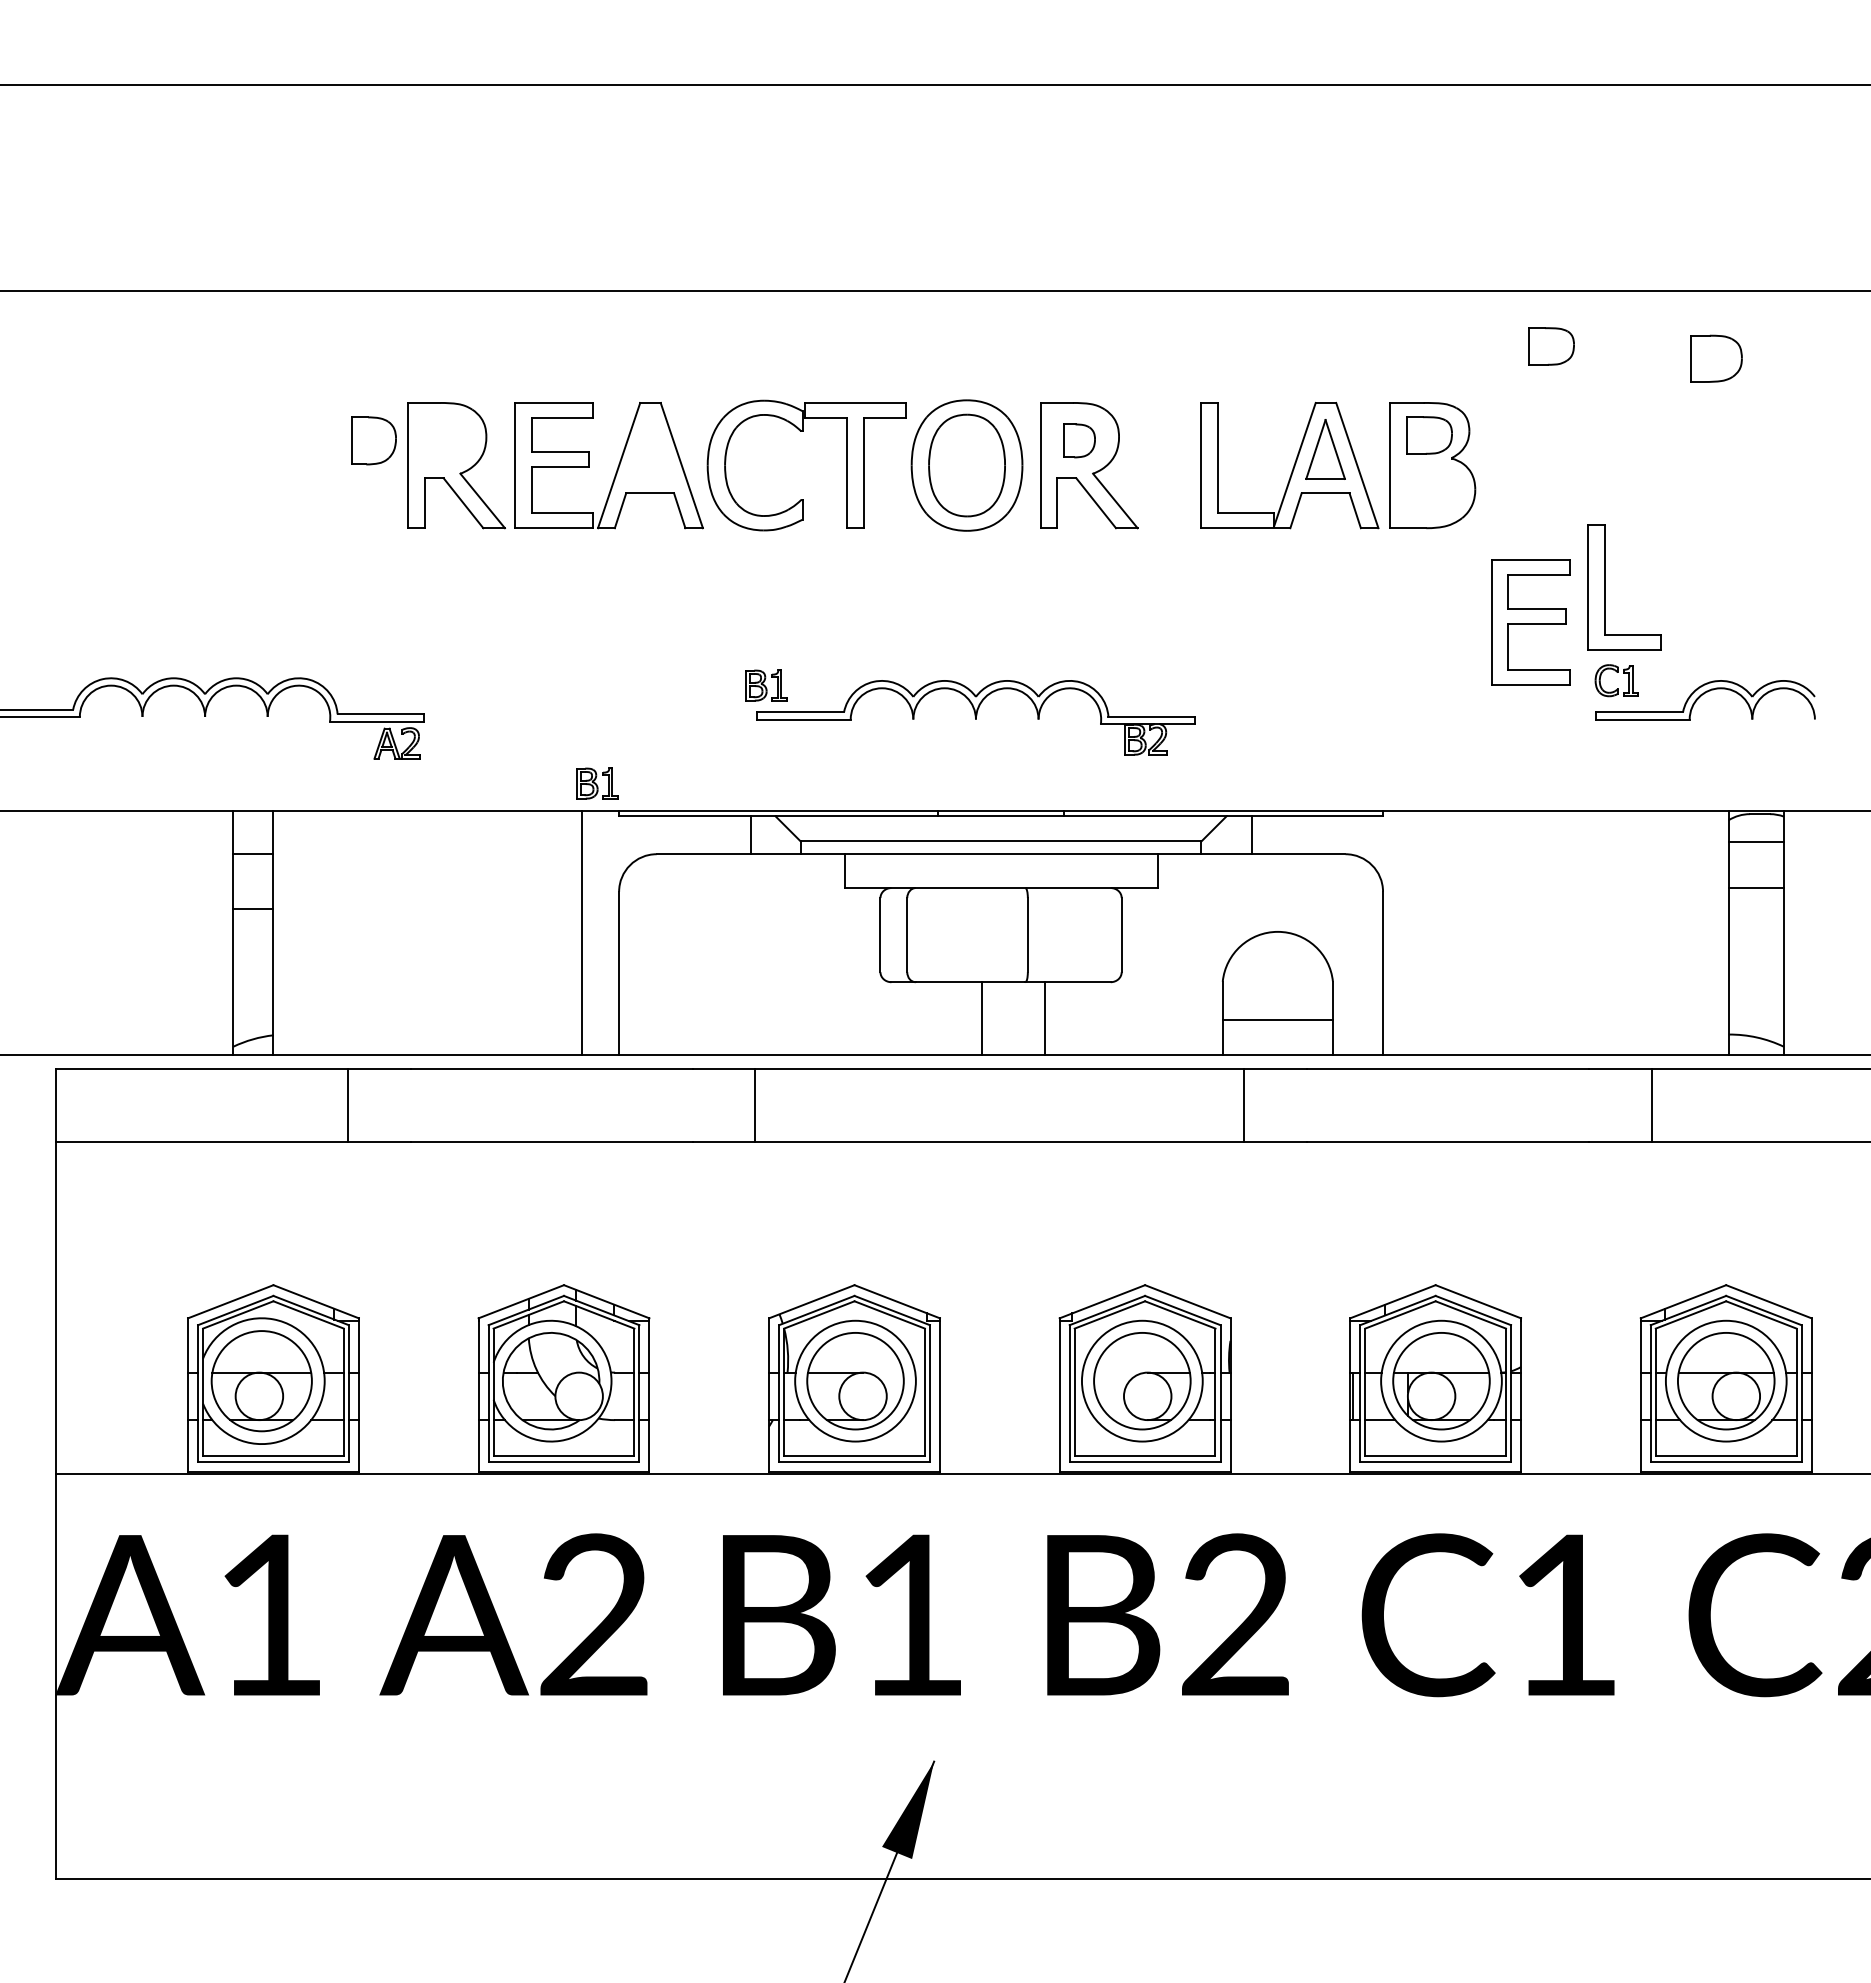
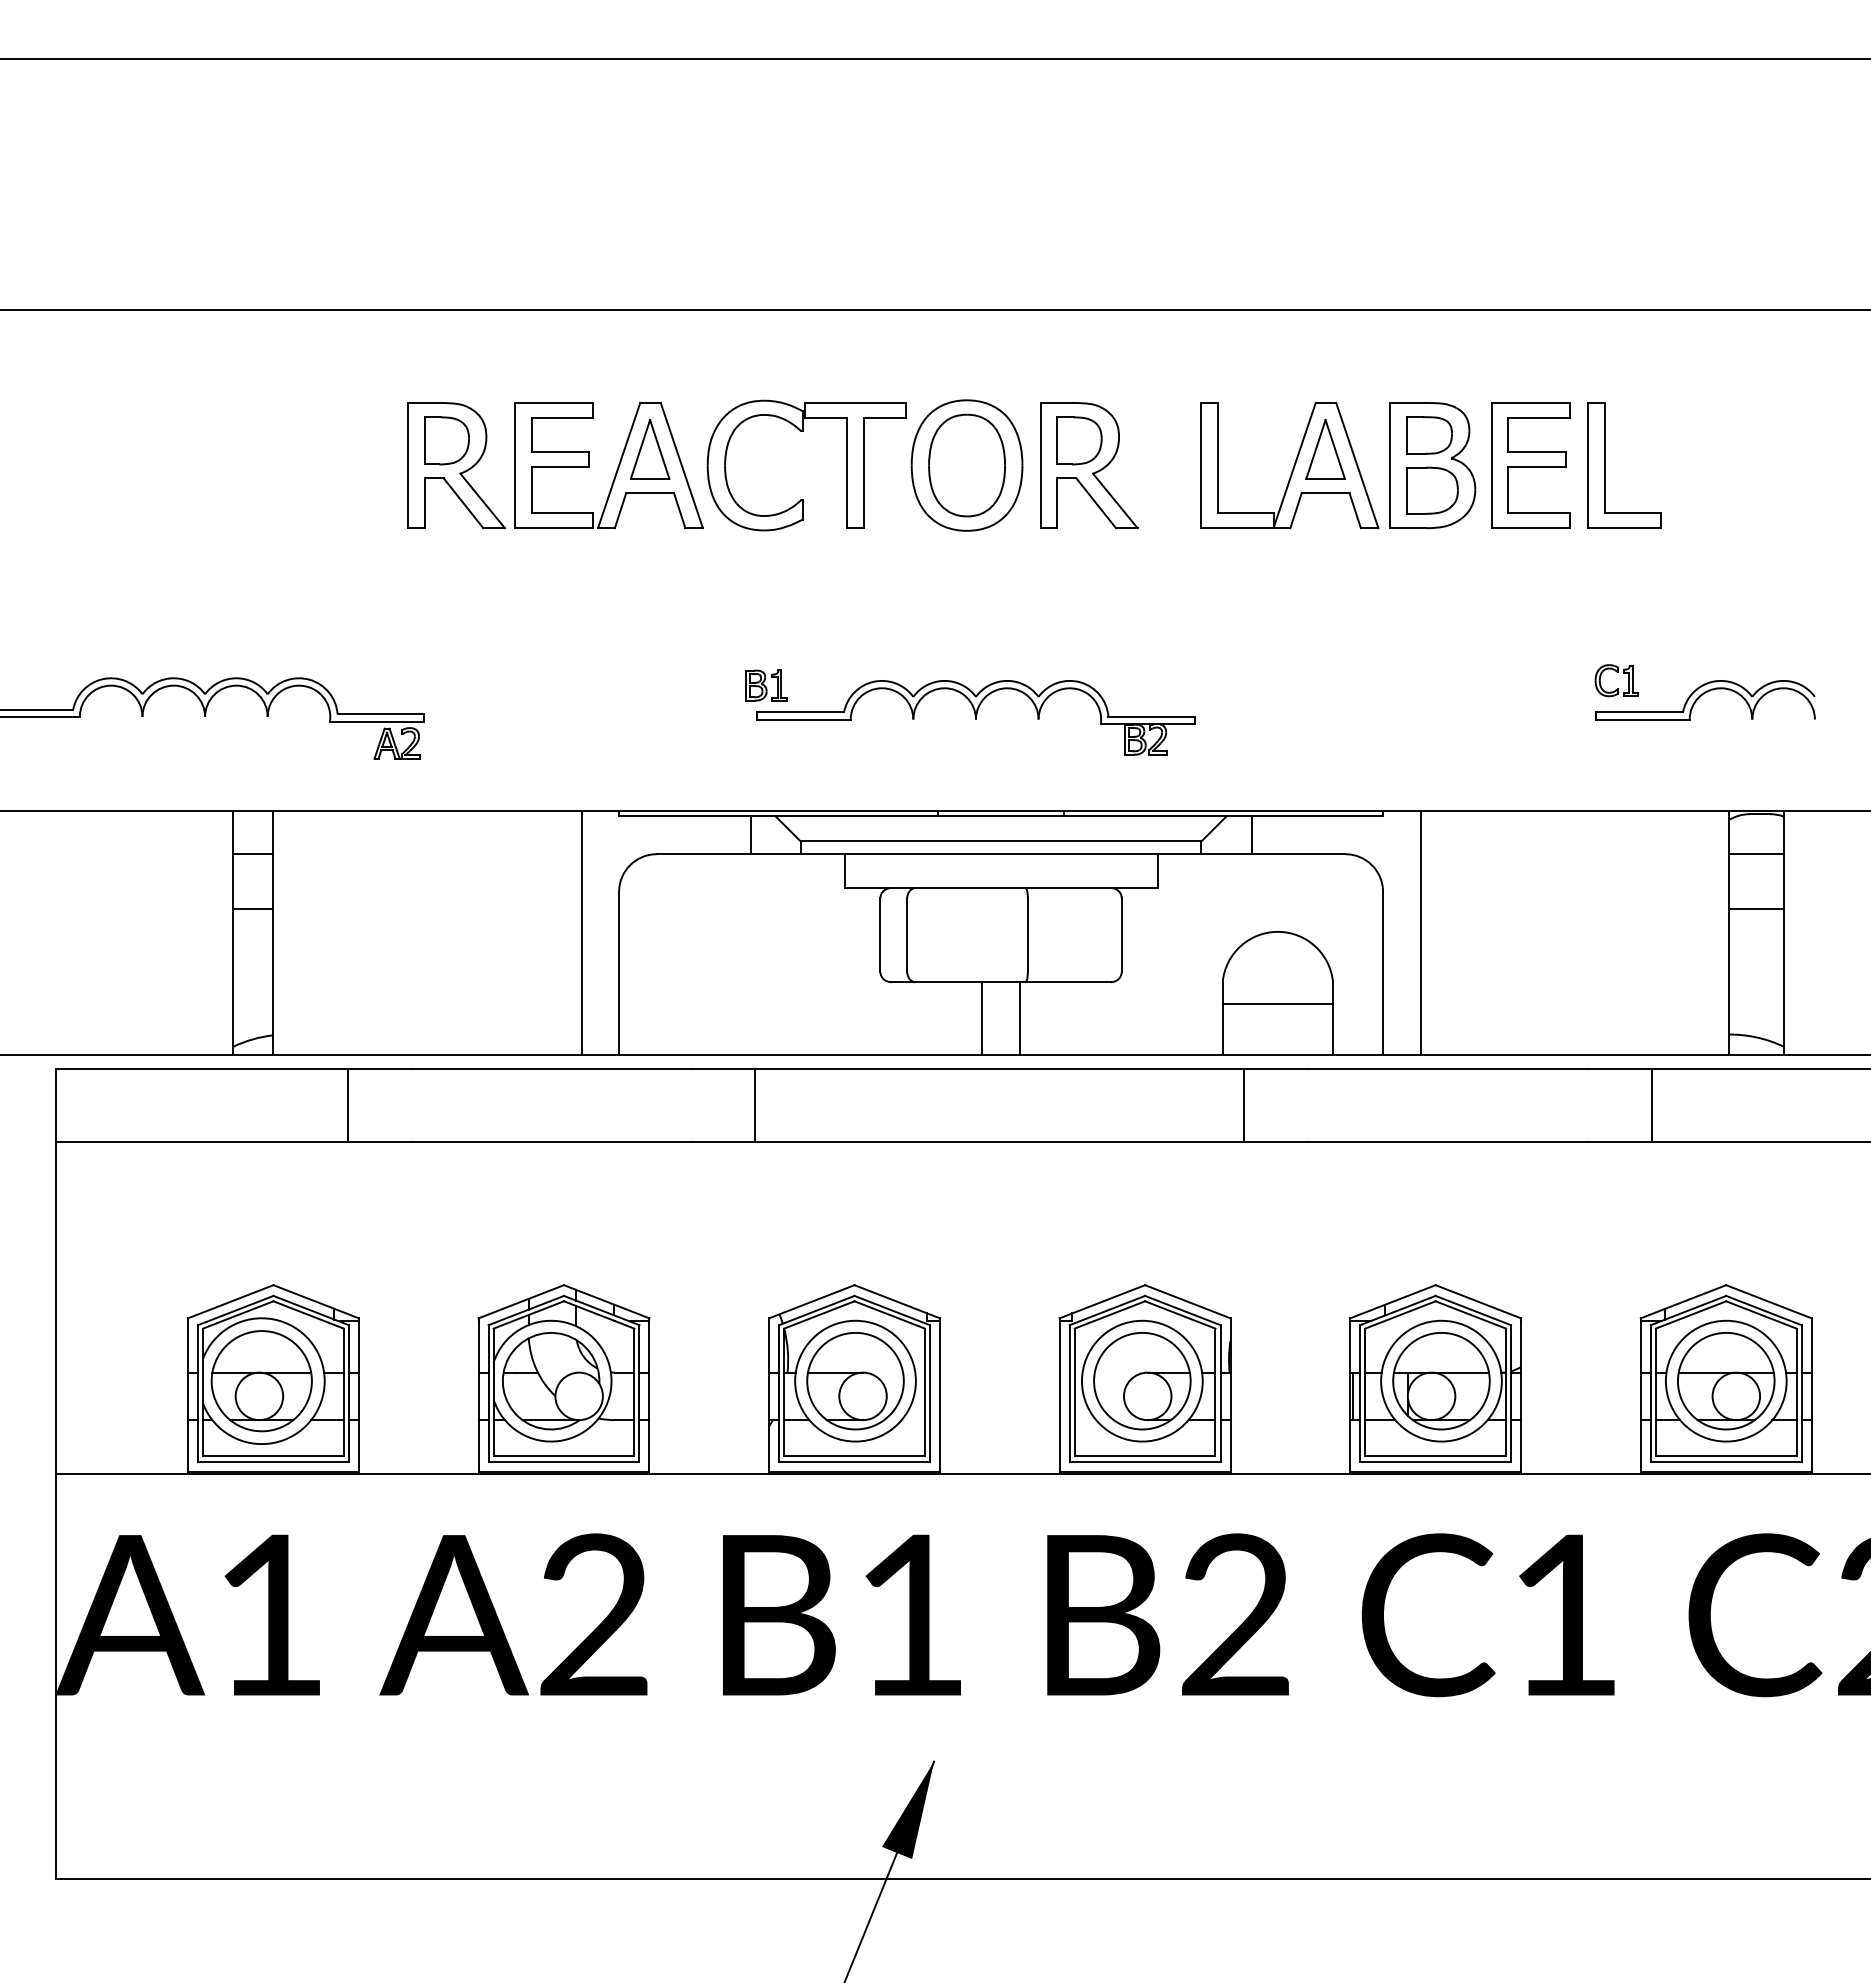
line position: (934, 85) -> (934, 59) (934, 59)
line position: (934, 290) -> (934, 309) (934, 309)
part: present -> none (1551, 346)
part position: (1716, 358) -> (1432, 490) (1432, 490)
part position: (373, 440) -> (446, 440) (446, 440)
part size: 33x36 px -> 47x50 px (1079, 440)
part: none -> present (649, 449)
part position: (1605, 587) -> (1605, 465) (1605, 465)
part position: (1530, 622) -> (1530, 465) (1530, 465)
part: present -> none (597, 783)
line position: (1755, 842) -> (1755, 854) (1755, 854)
line position: (1755, 888) -> (1755, 909) (1755, 909)
line: none -> present (1420, 932)
line position: (1044, 1018) -> (1019, 1018) (1019, 1018)
line position: (1277, 1020) -> (1277, 1004) (1277, 1004)
